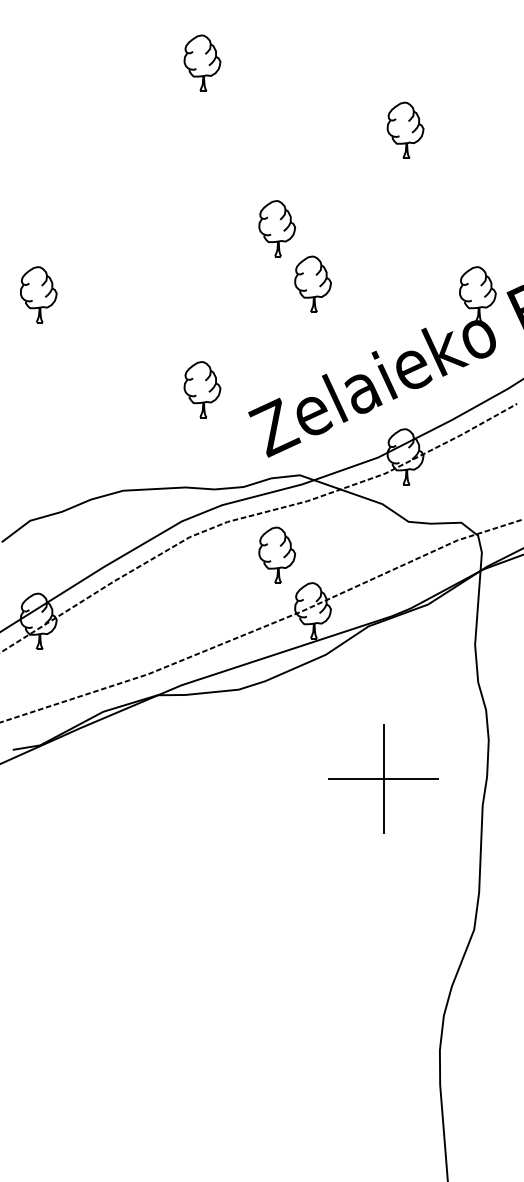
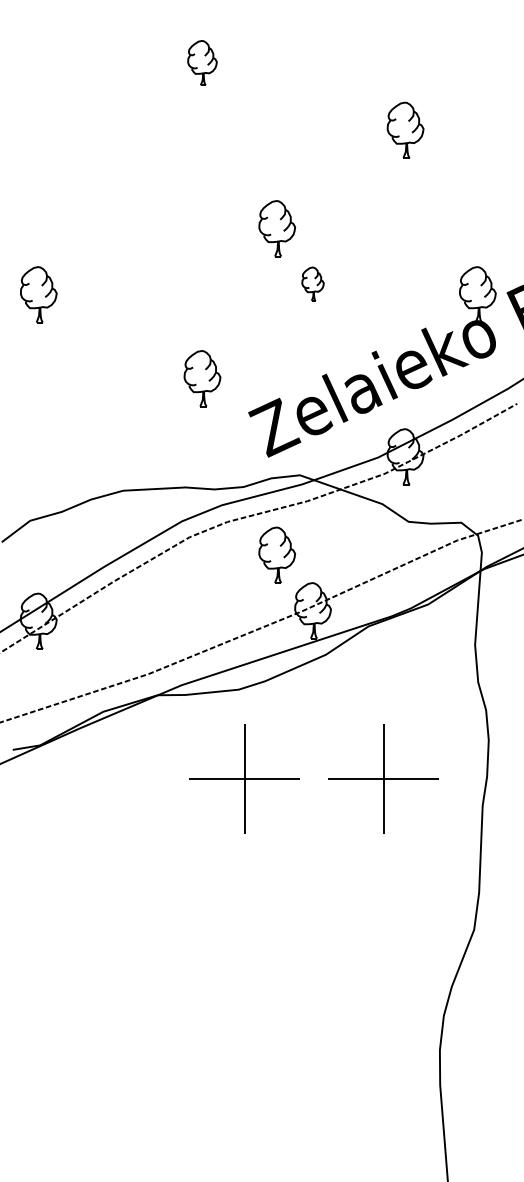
part size: 39x58 px -> 31x46 px (202, 62)
part size: 38x58 px -> 24x36 px (312, 283)
part position: (202, 389) -> (202, 378) (202, 378)
part: none -> present (244, 778)
